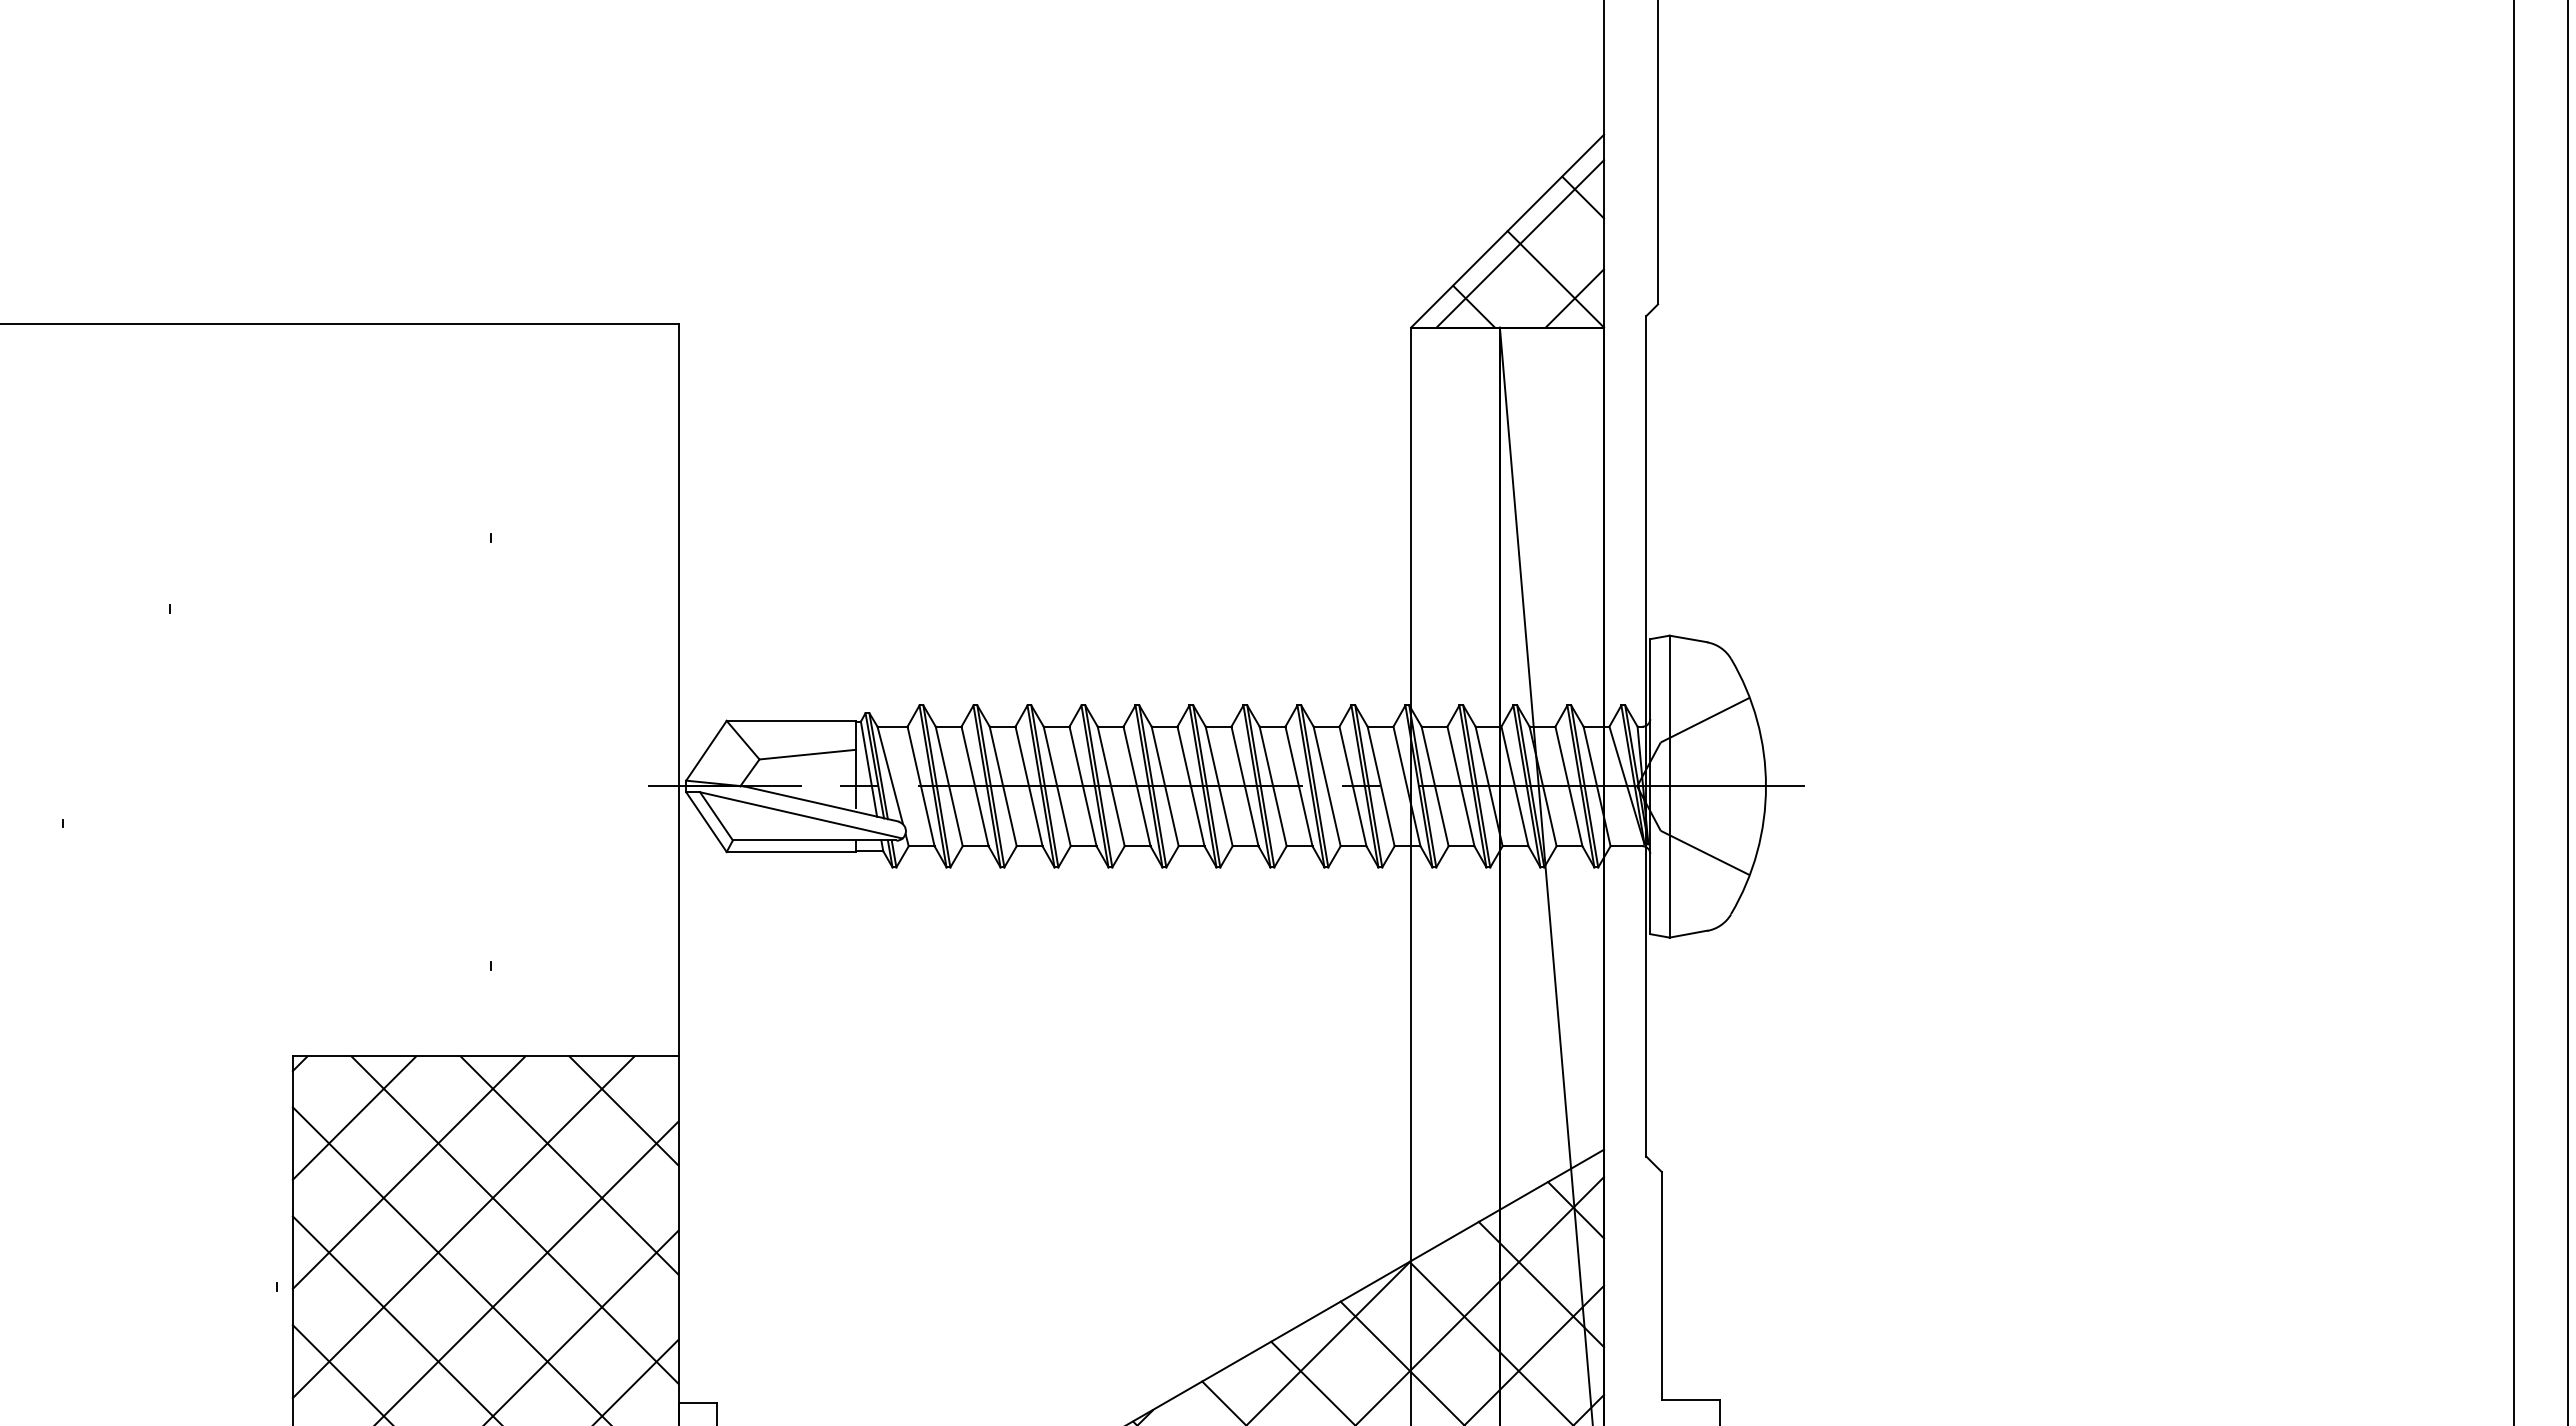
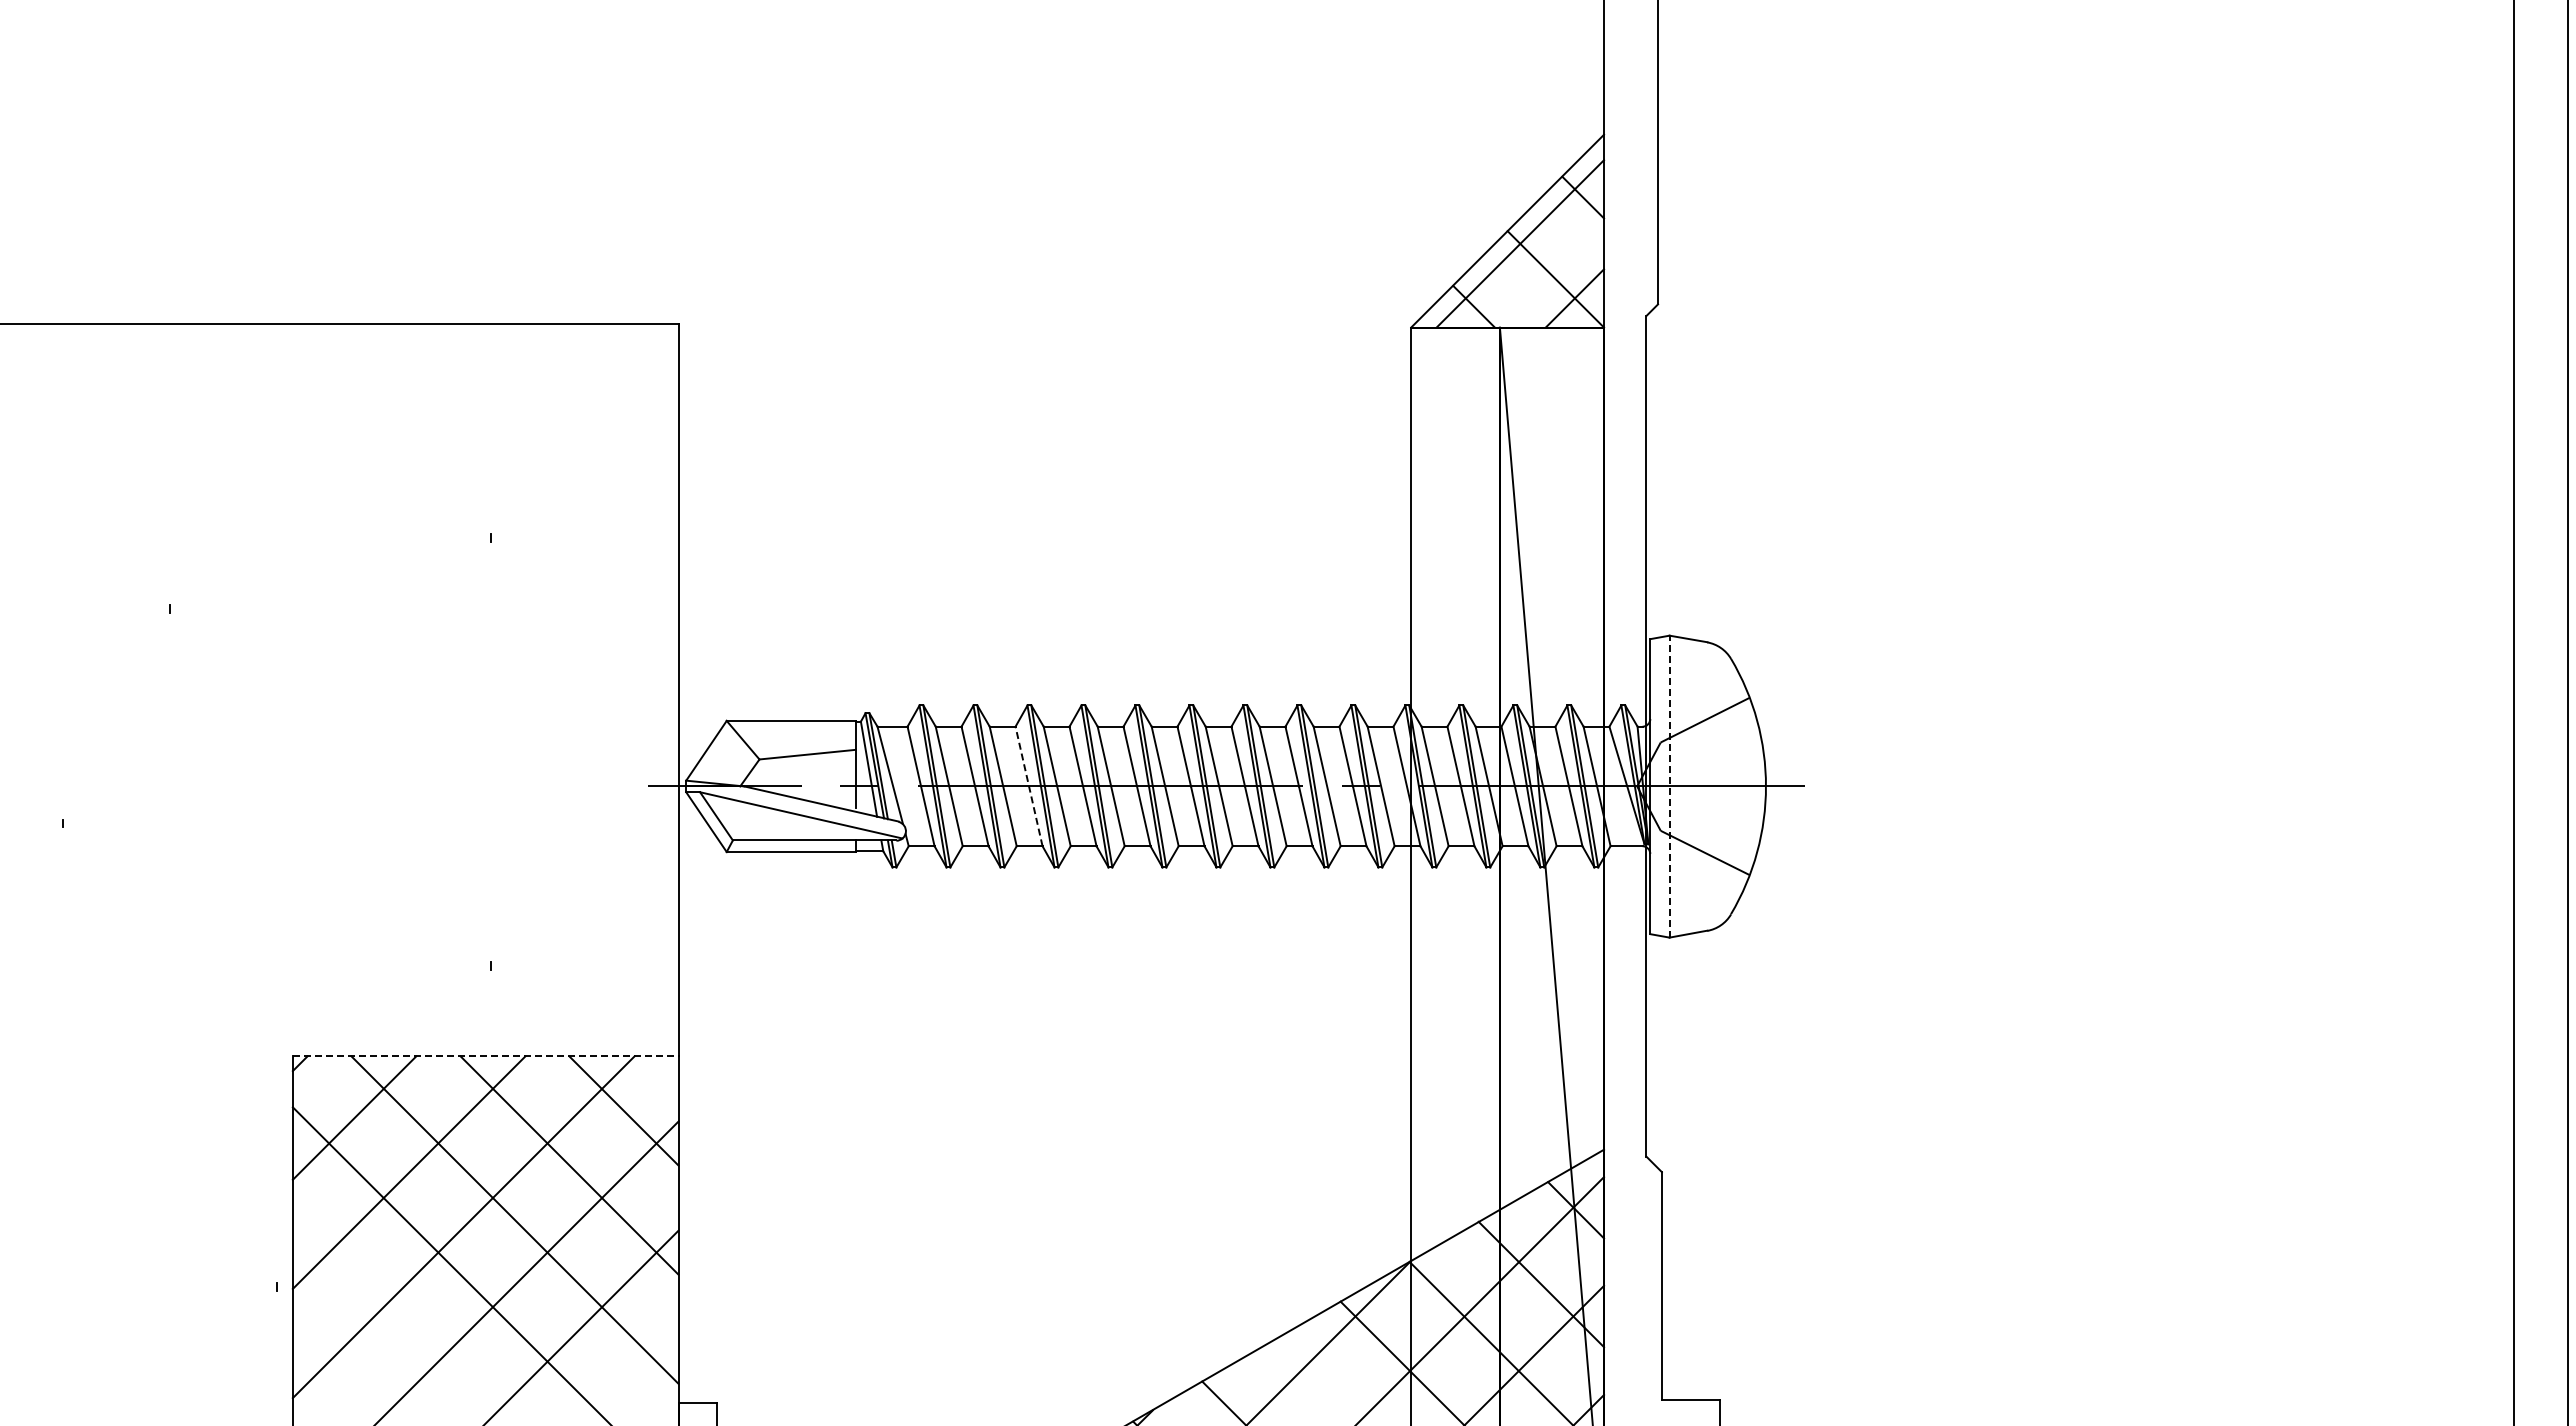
line: solid -> dashed (1028, 785)
line: solid -> dashed (1669, 786)
line: solid -> dashed (485, 1056)
line: present -> none (395, 1319)
line: present -> none (341, 1373)
line: present -> none (636, 1380)
line: present -> none (1311, 1381)
